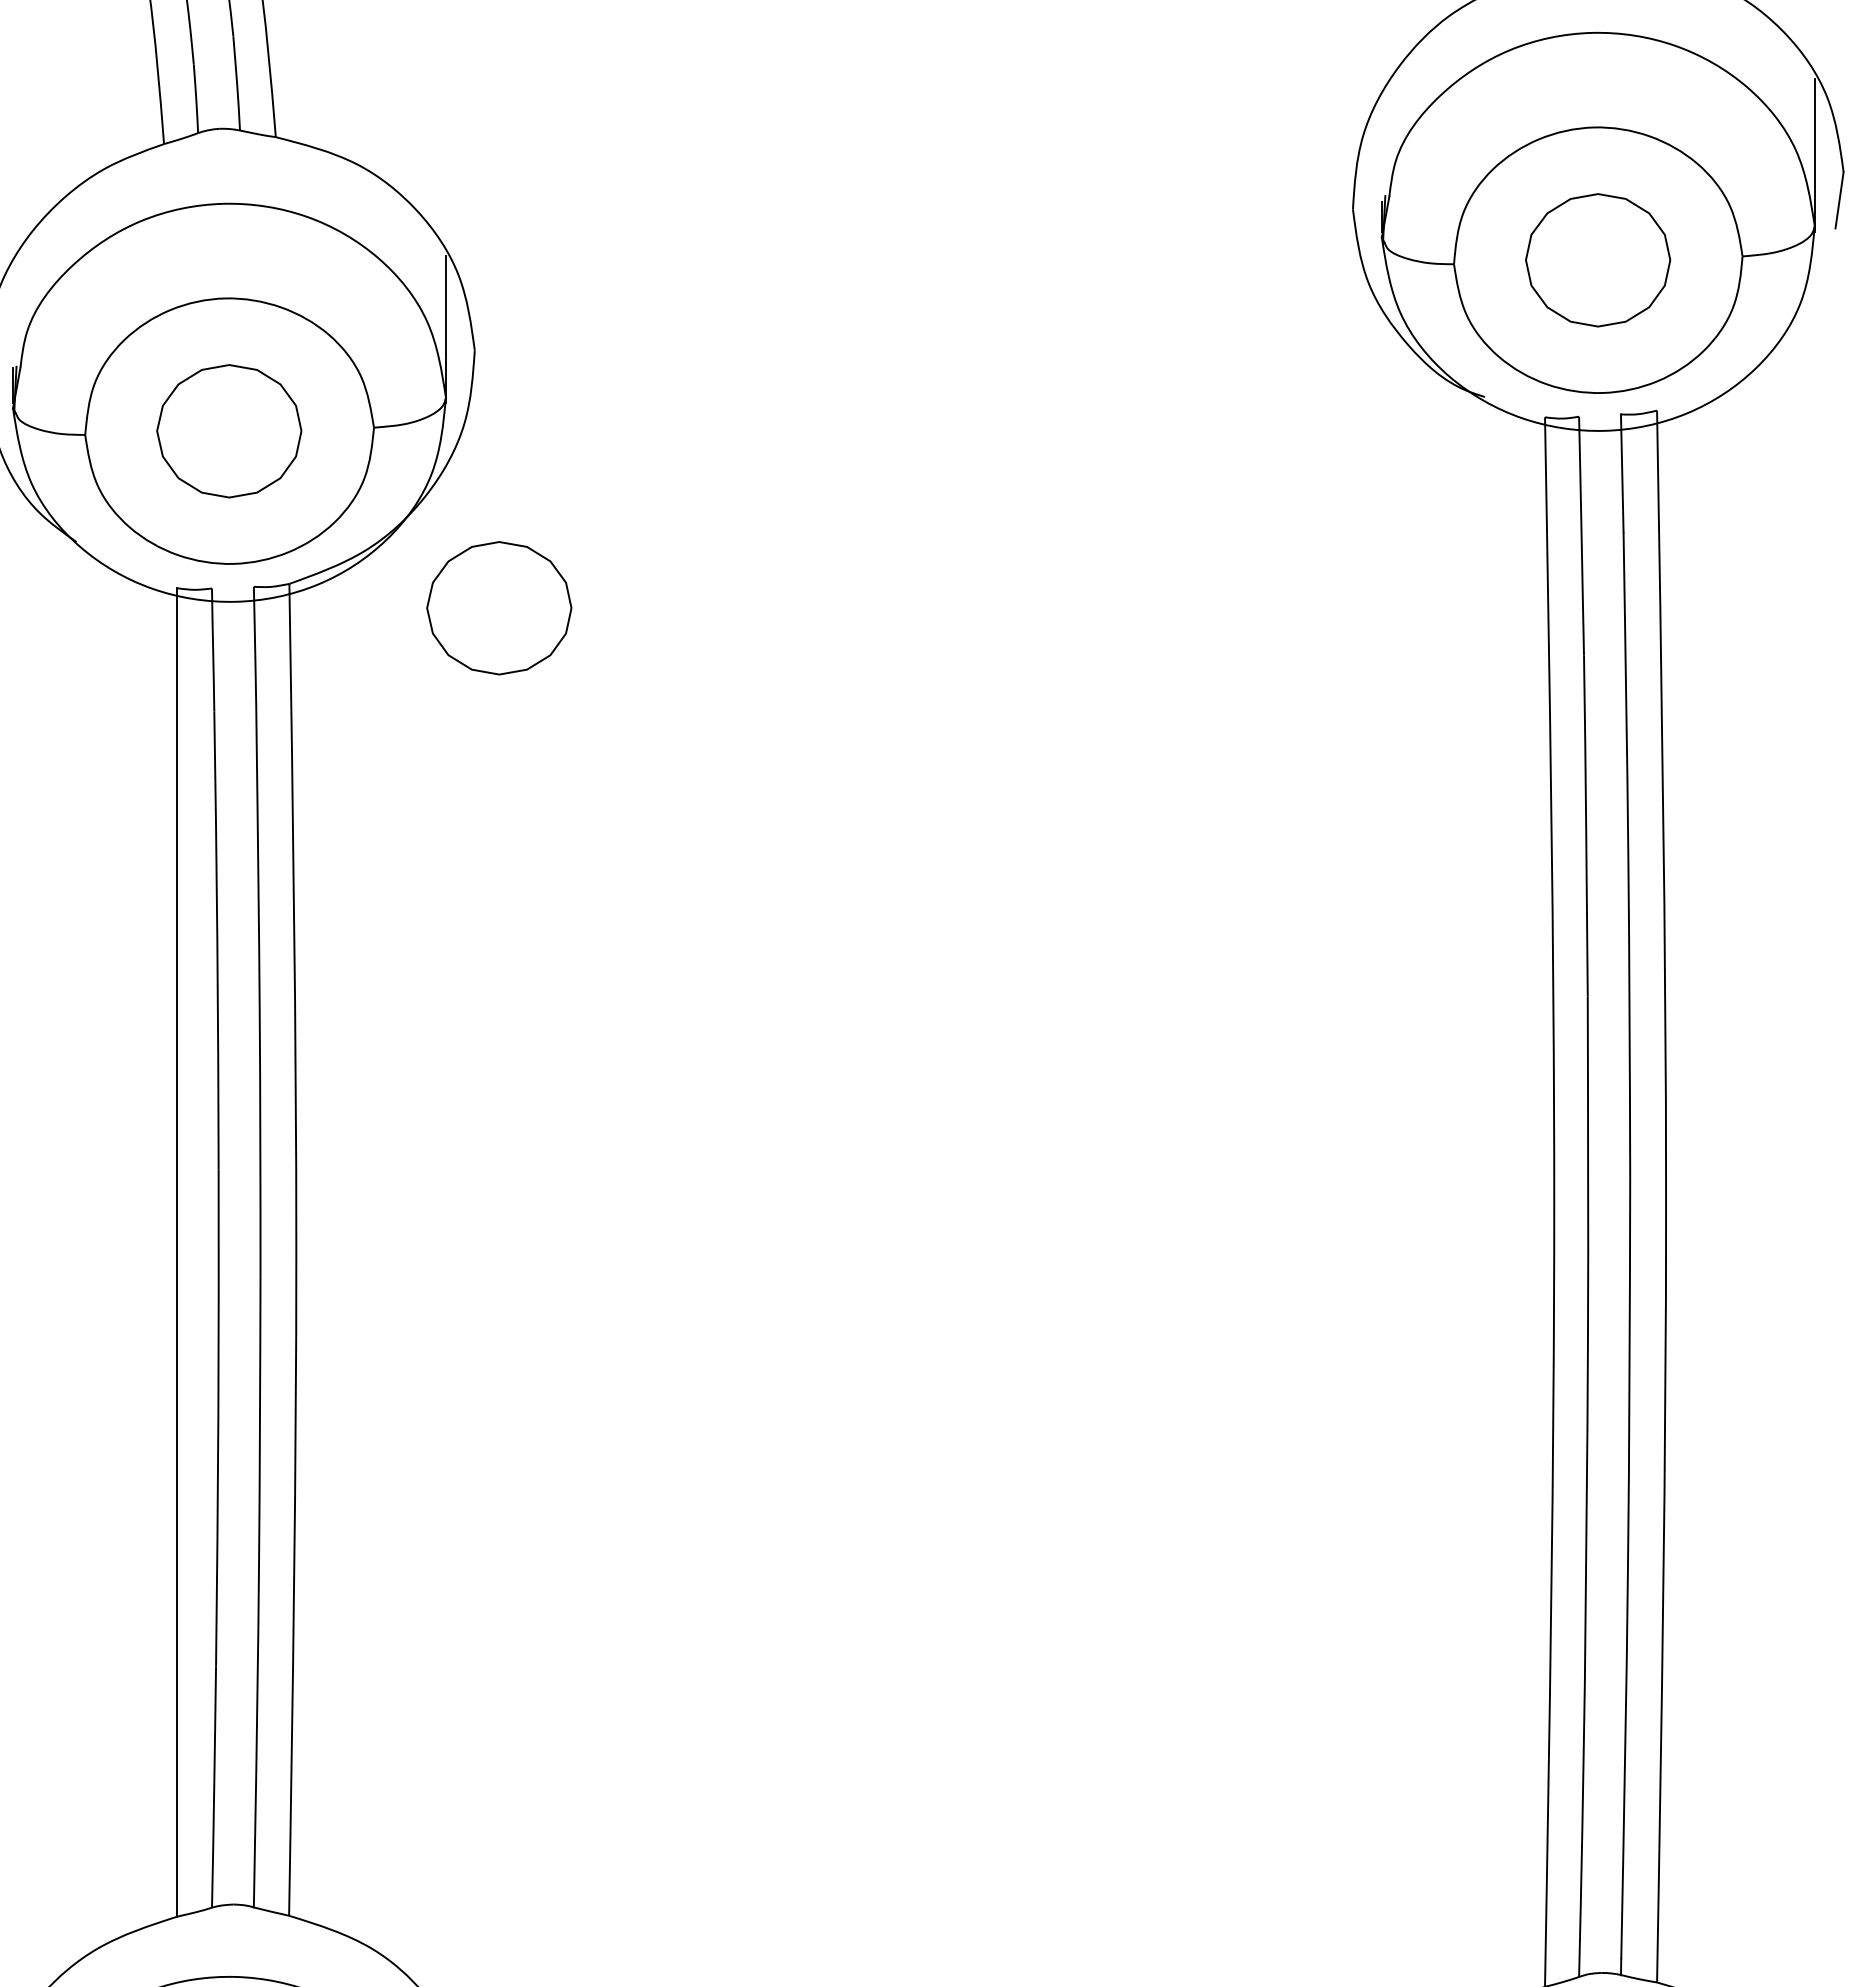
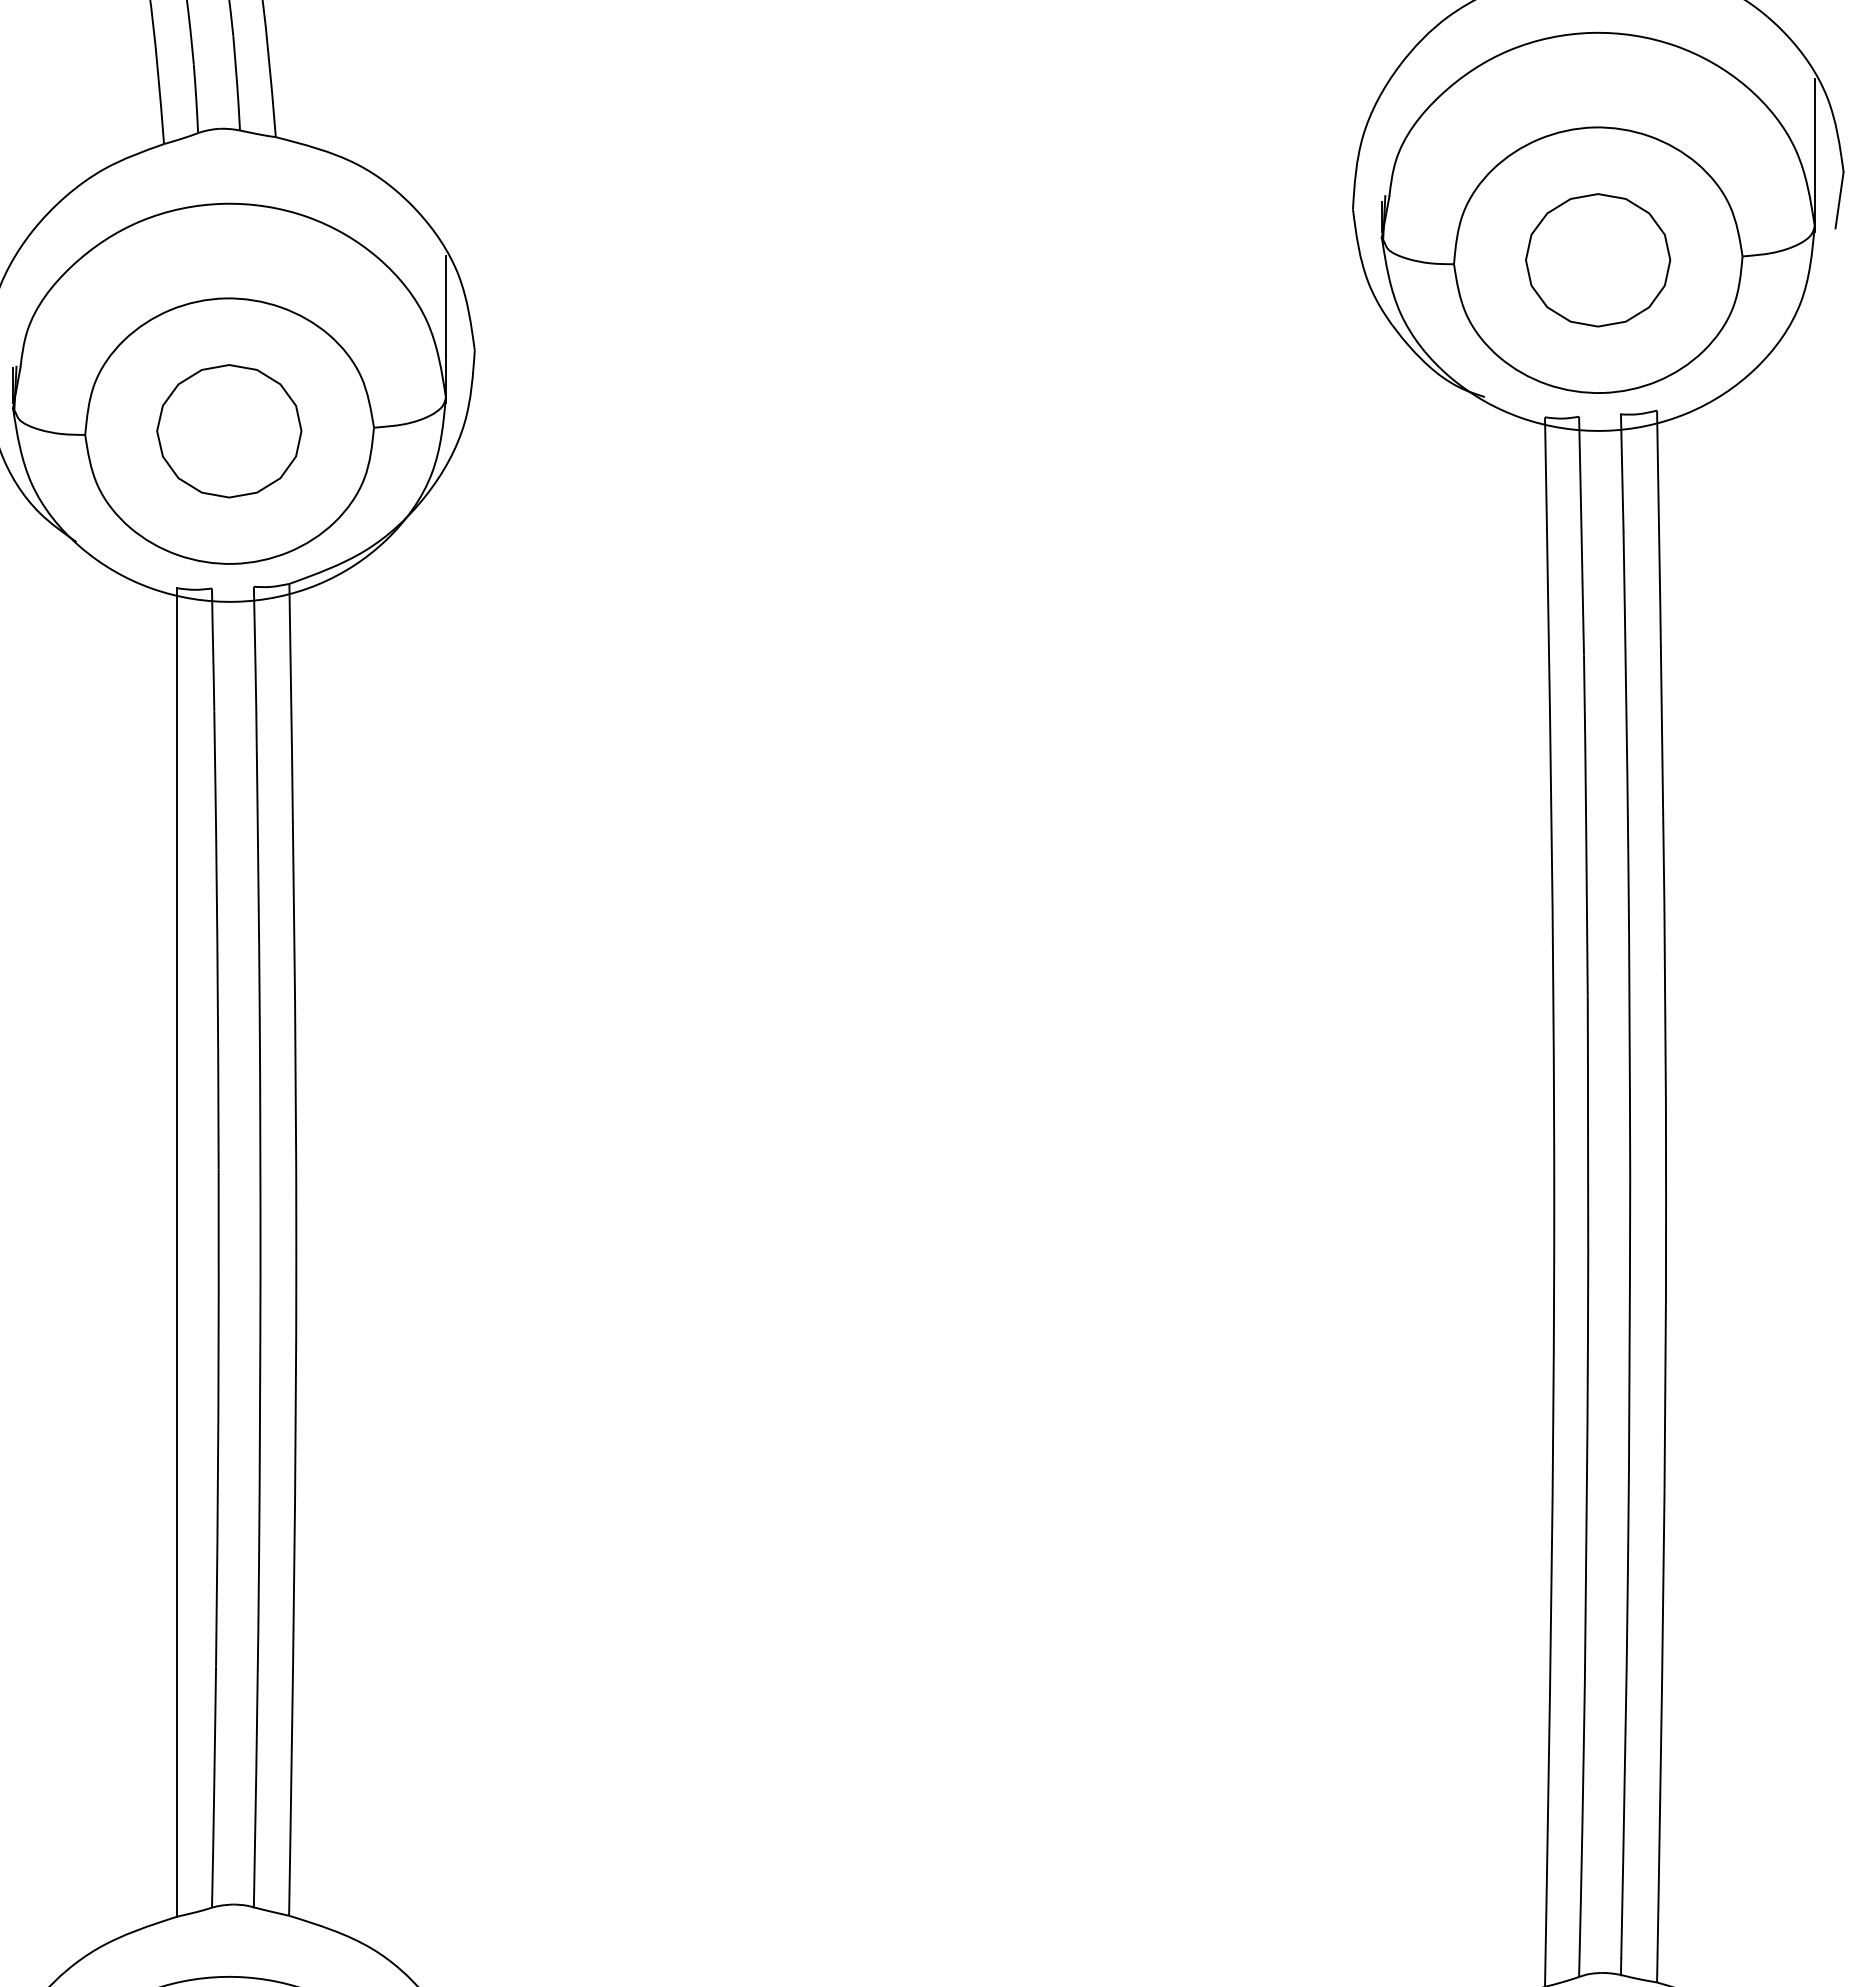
part: present -> none (499, 608)
